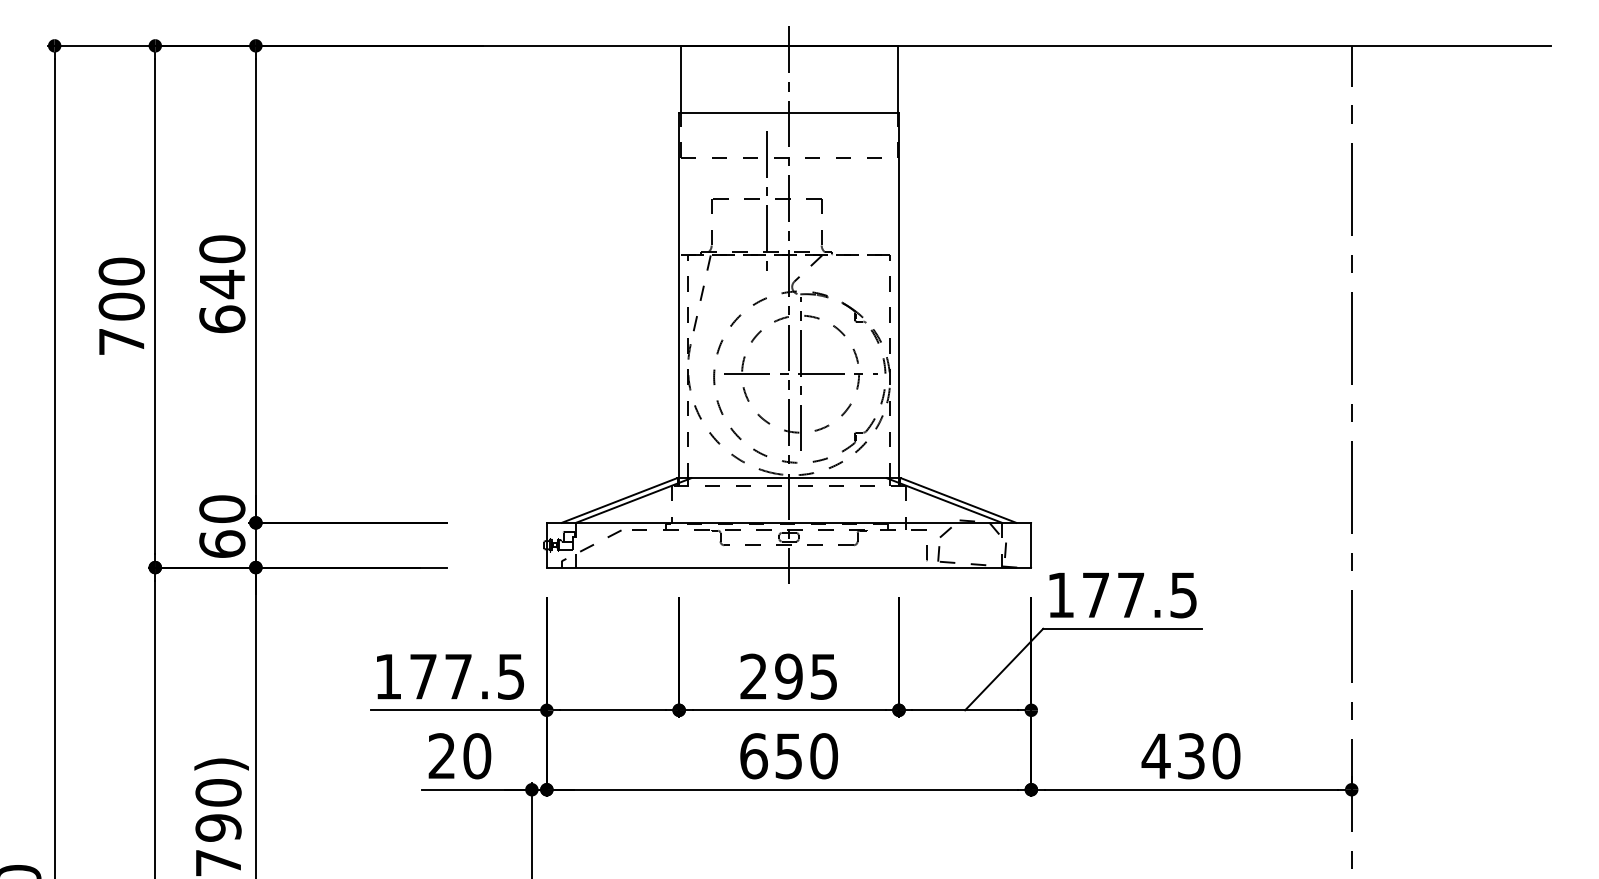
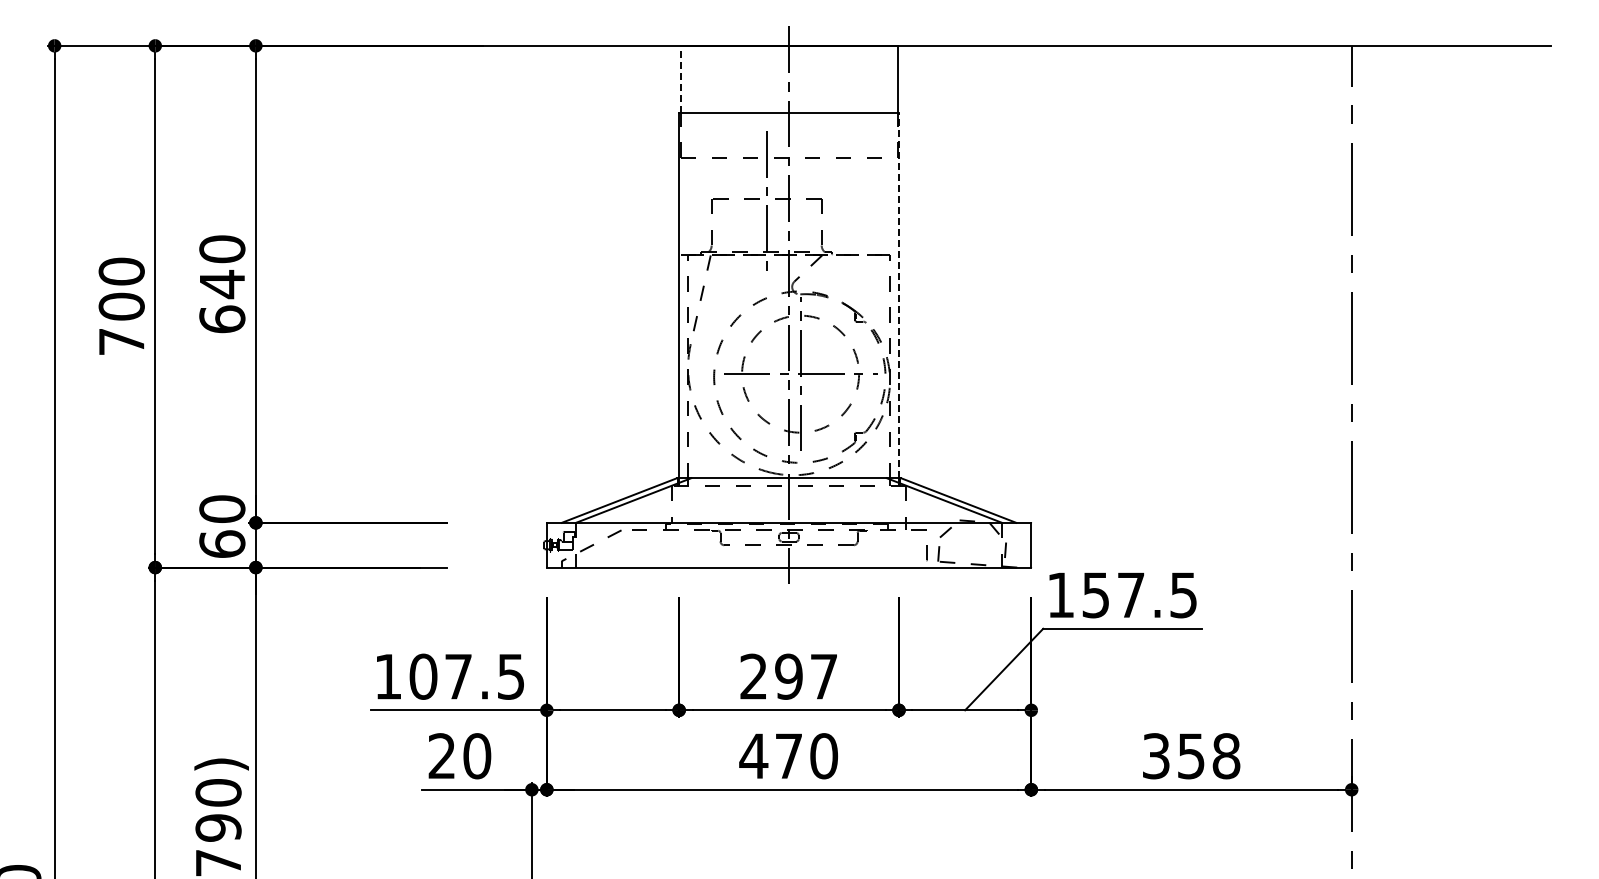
line: solid -> dashed (680, 79)
line: solid -> dashed (899, 295)
text: 177.5 -> 157.5 (1095, 595)
text: 177.5 -> 107.5 (423, 676)
text: 295 -> 297 (823, 676)
text: 650 -> 470 (770, 756)
text: 430 -> 358 (1190, 756)
